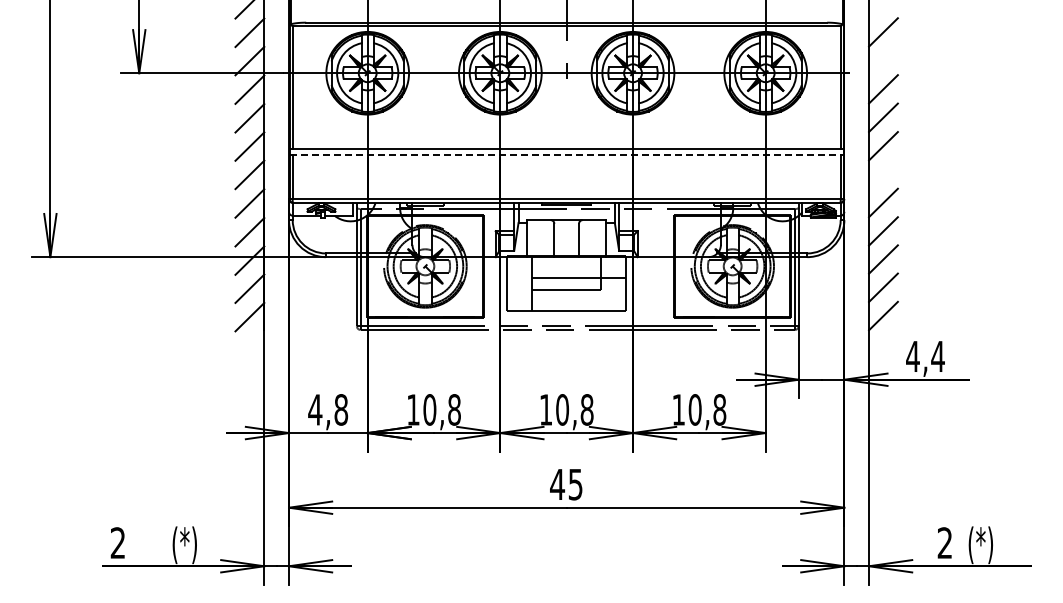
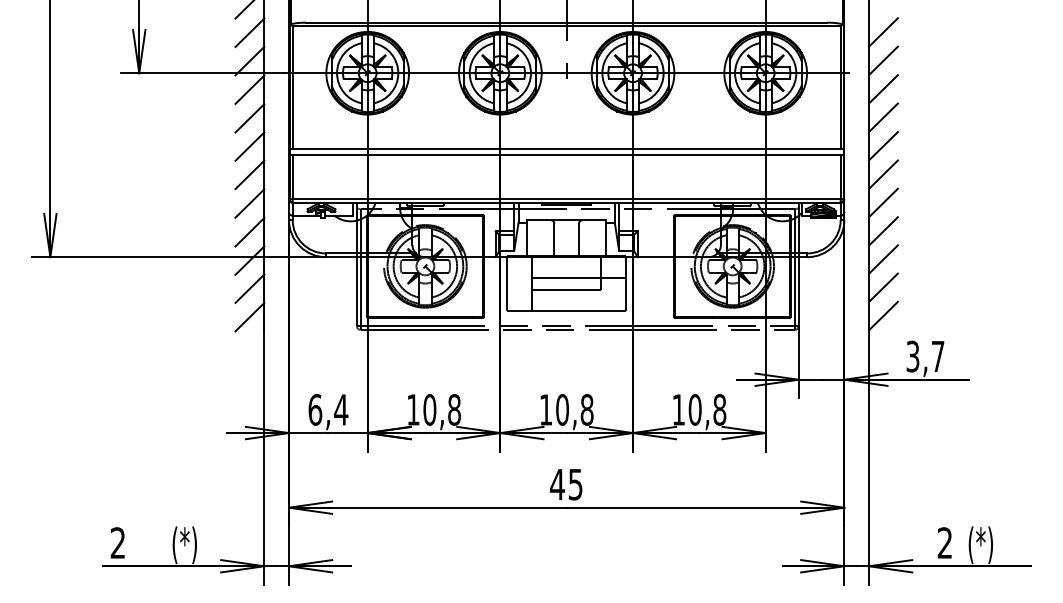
line: none -> present (883, 60)
line: dashed -> solid (567, 155)
line: none -> present (883, 174)
text: 4,4 -> 3,7 (925, 356)
text: 4,8 -> 6,4 (328, 409)
